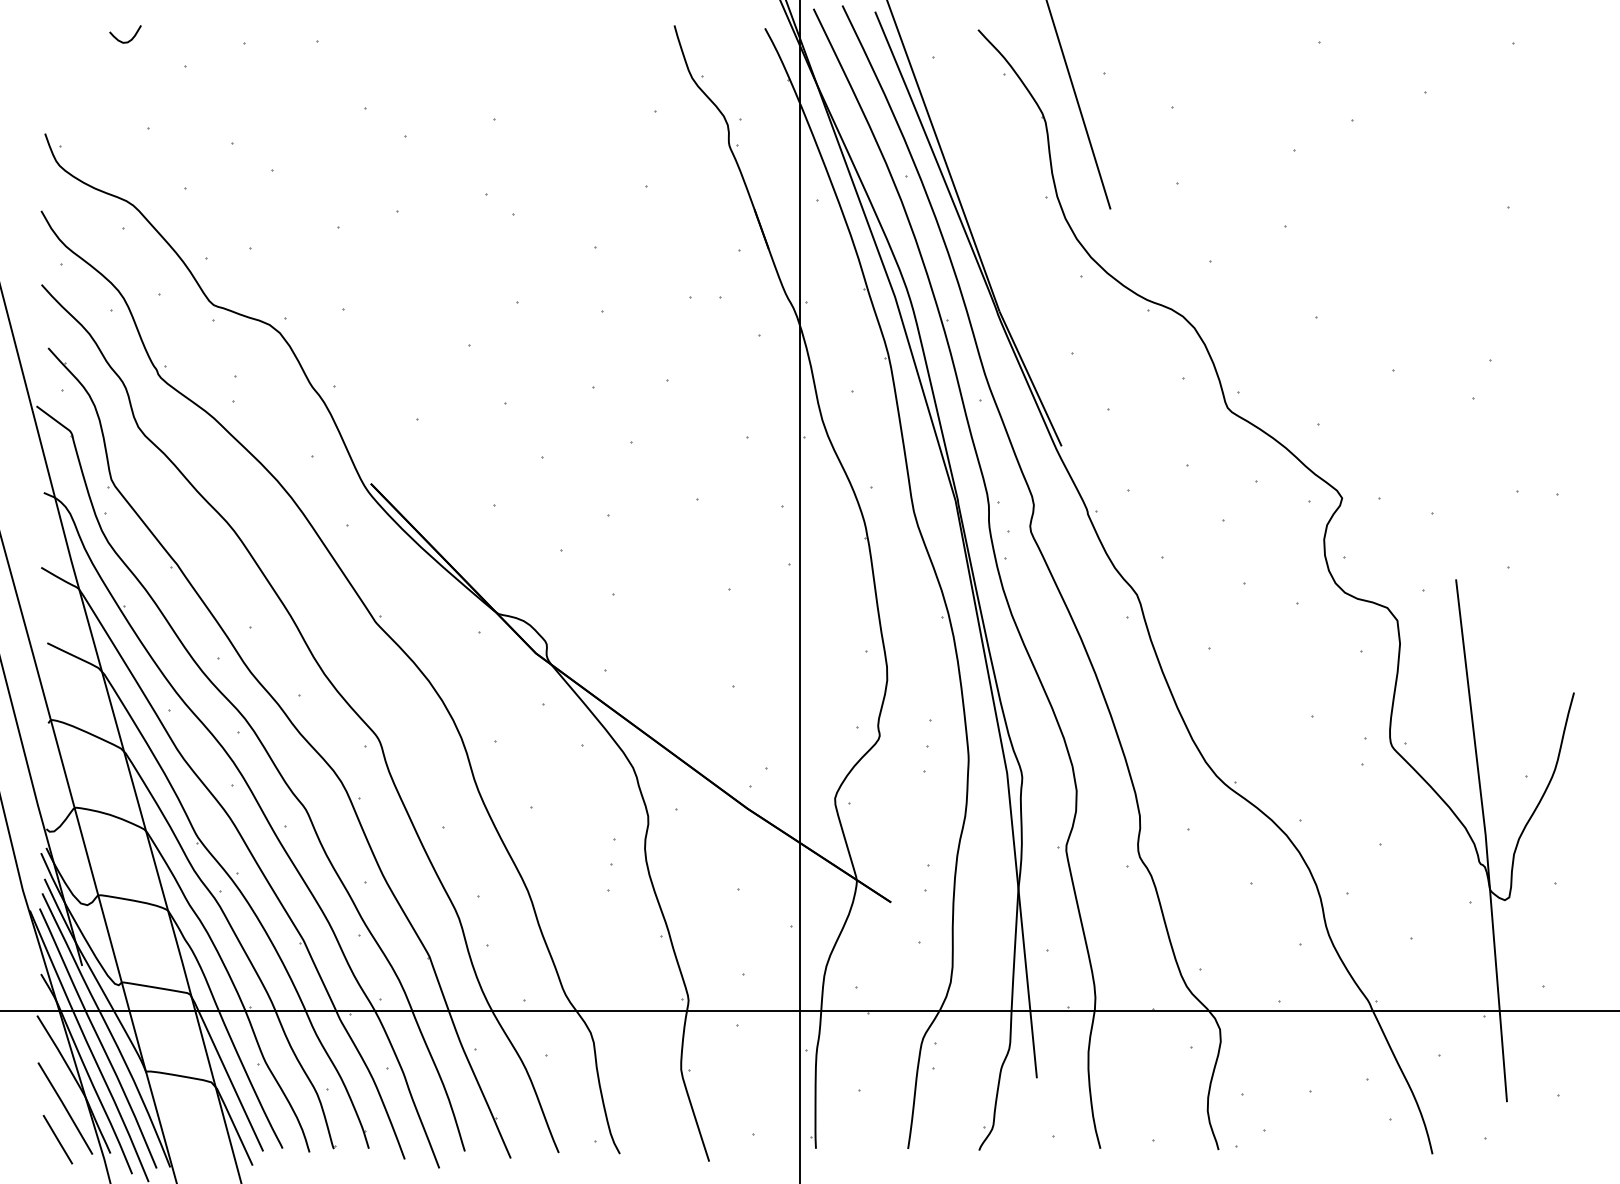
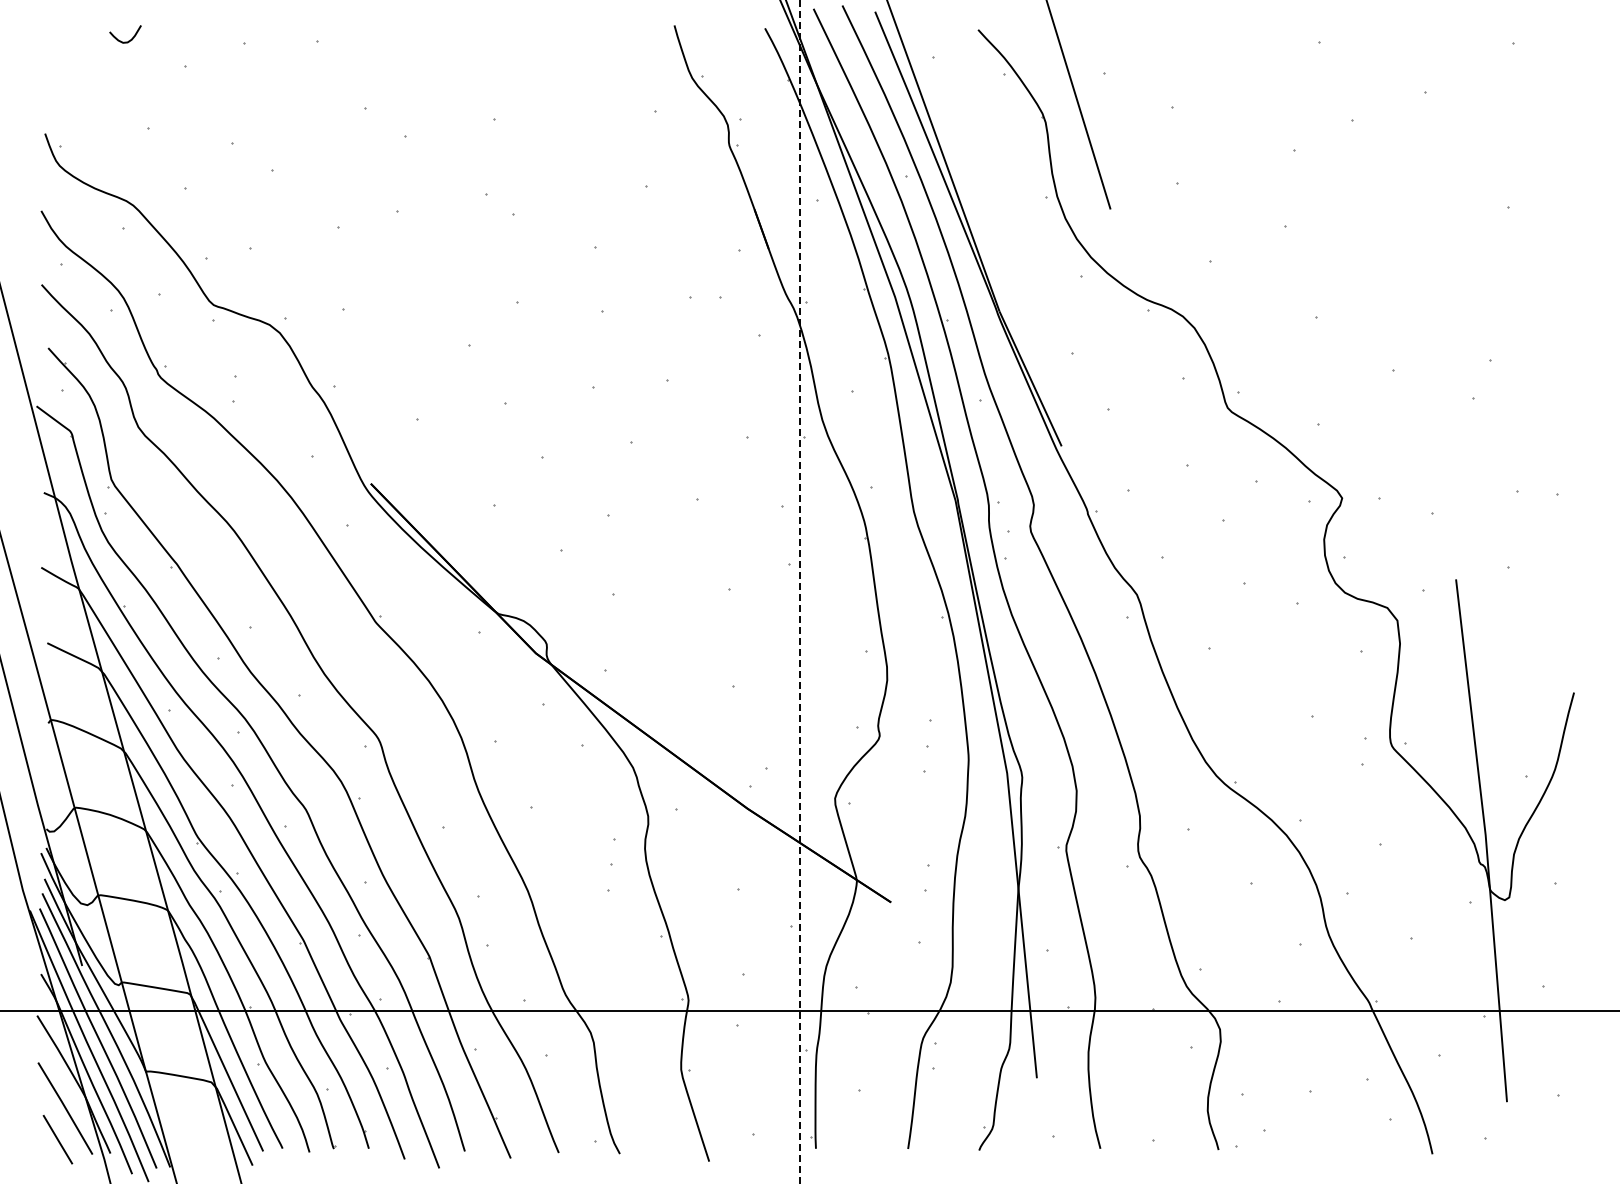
line: solid -> dashed (799, 592)
